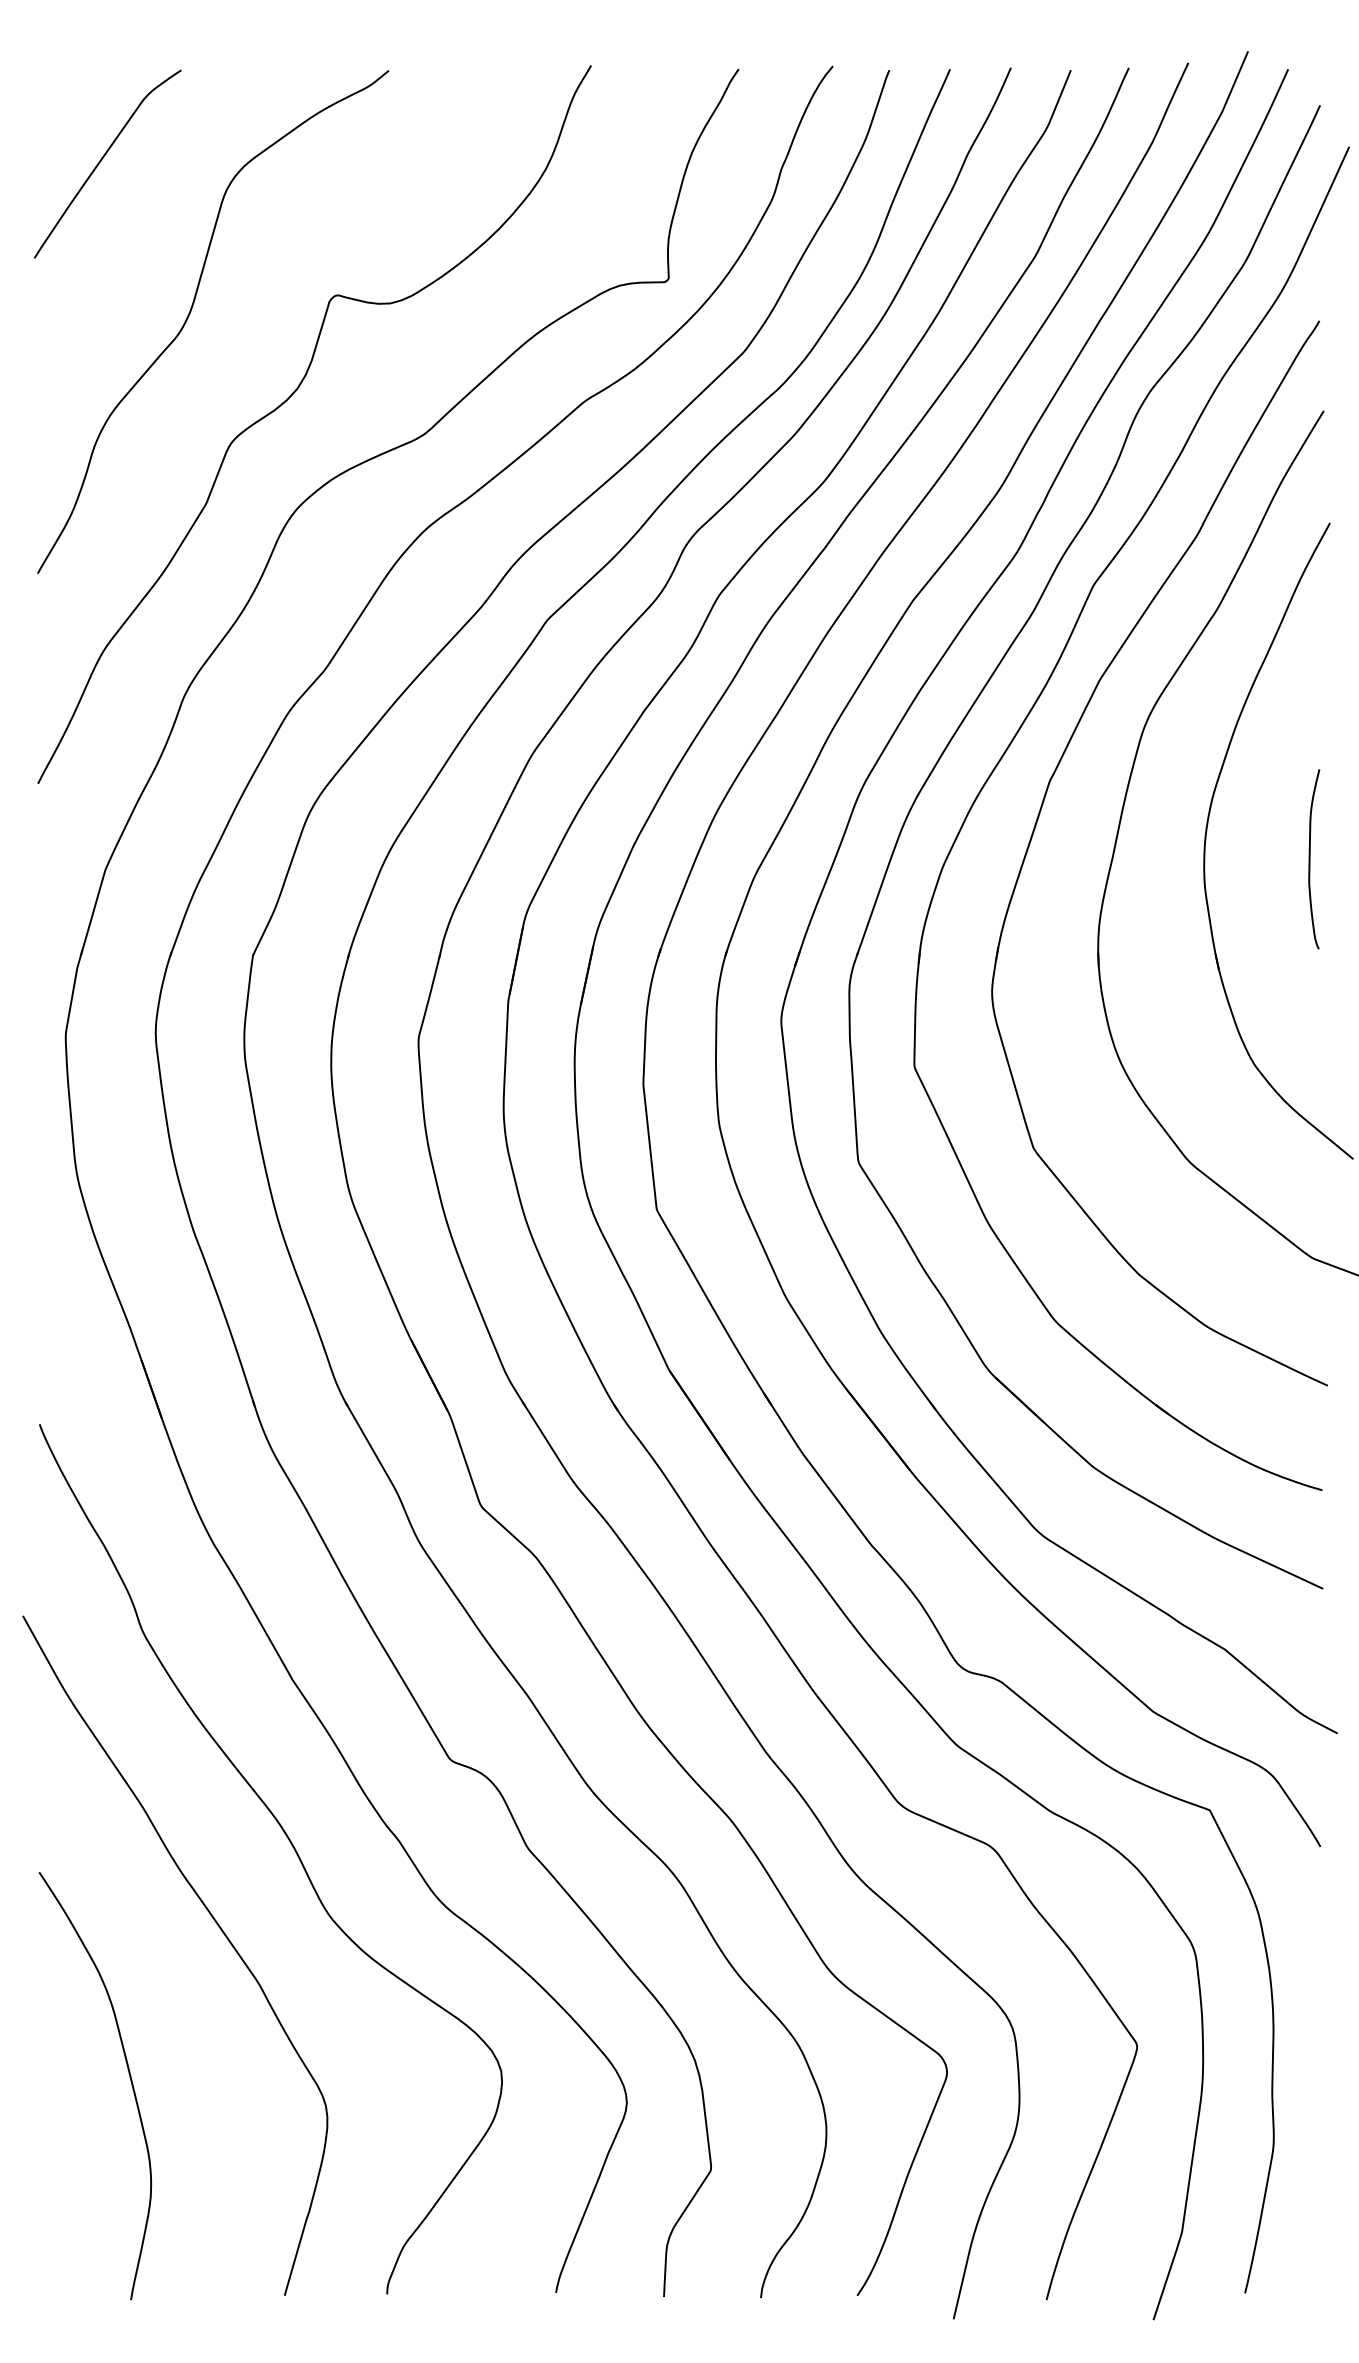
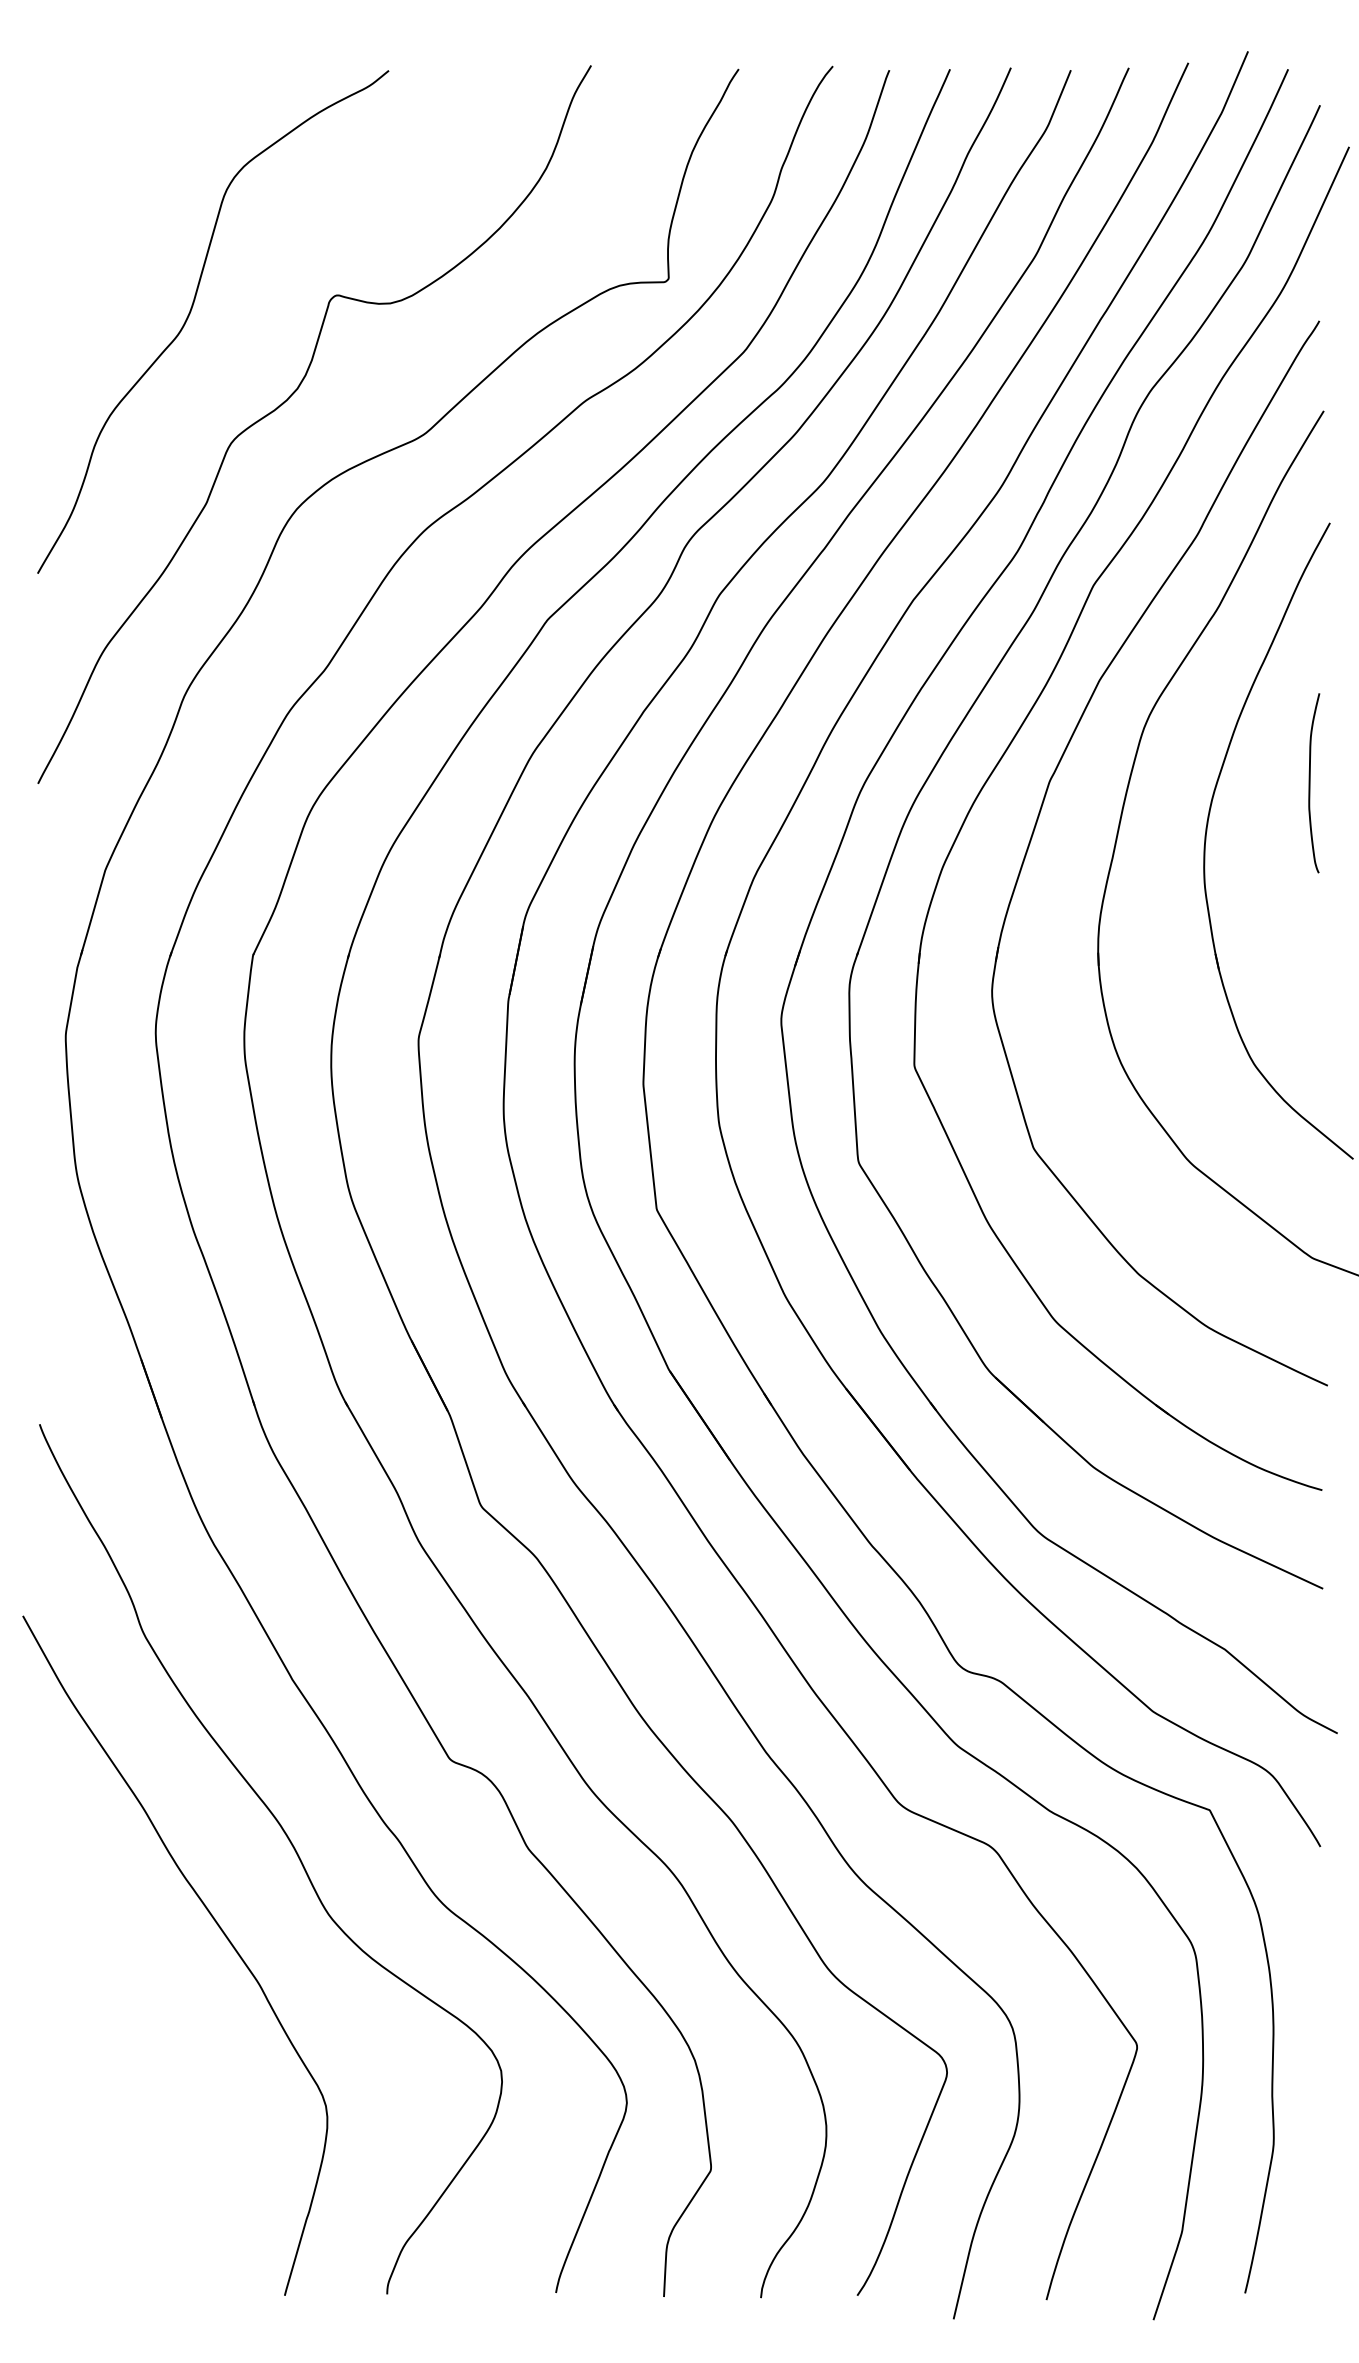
curve: present -> none (101, 161)
curve position: (1310, 859) -> (1310, 783) (1310, 783)
curve: present -> none (129, 2077)
